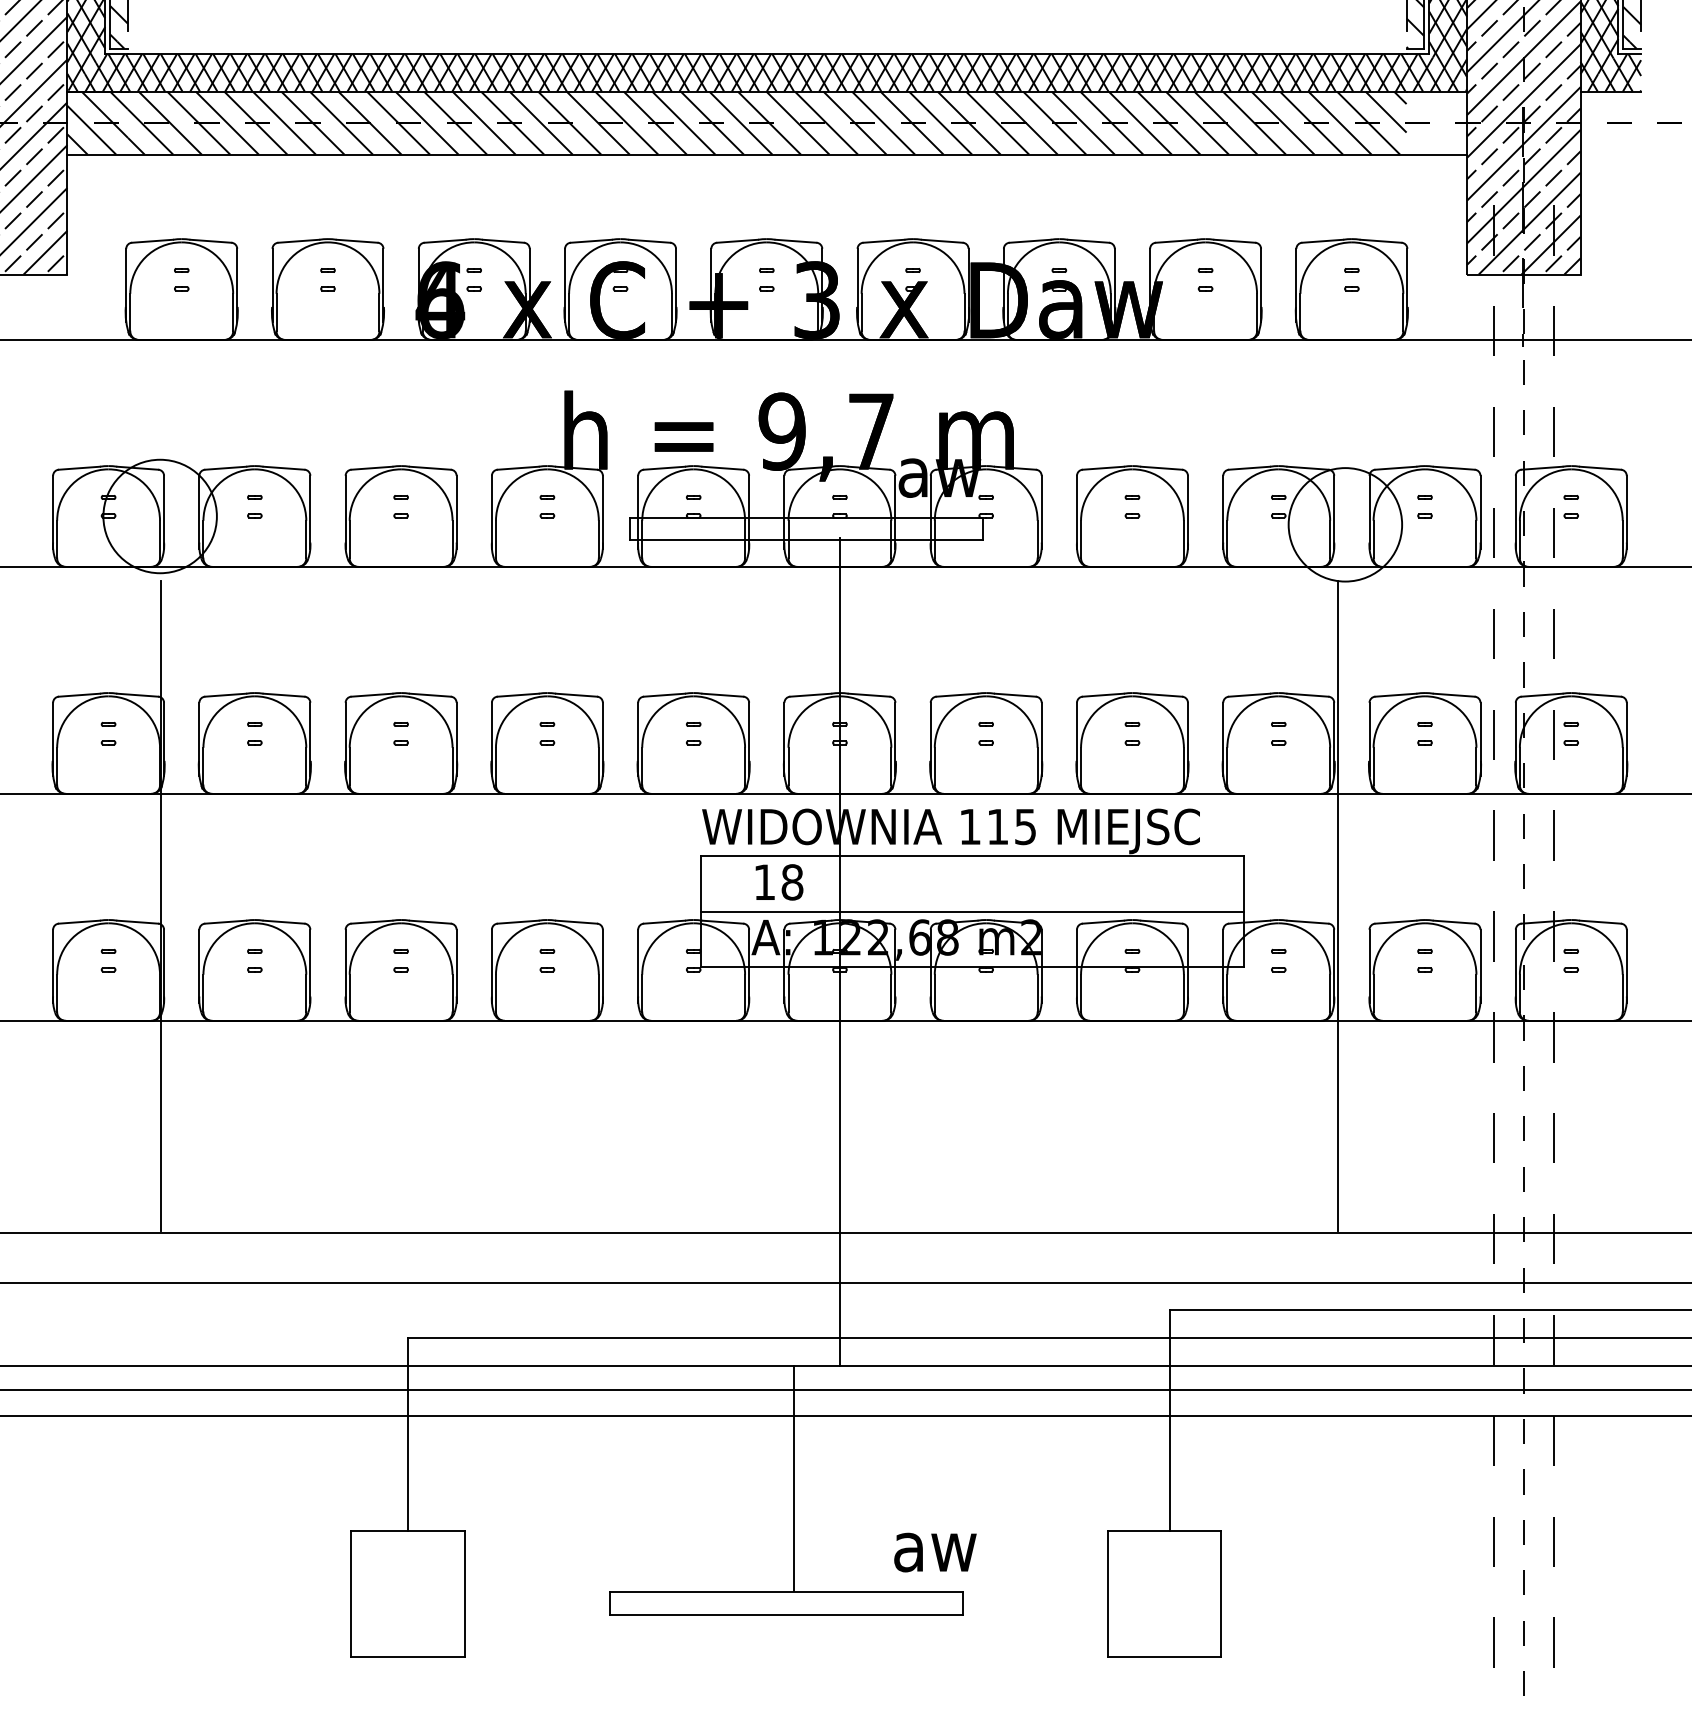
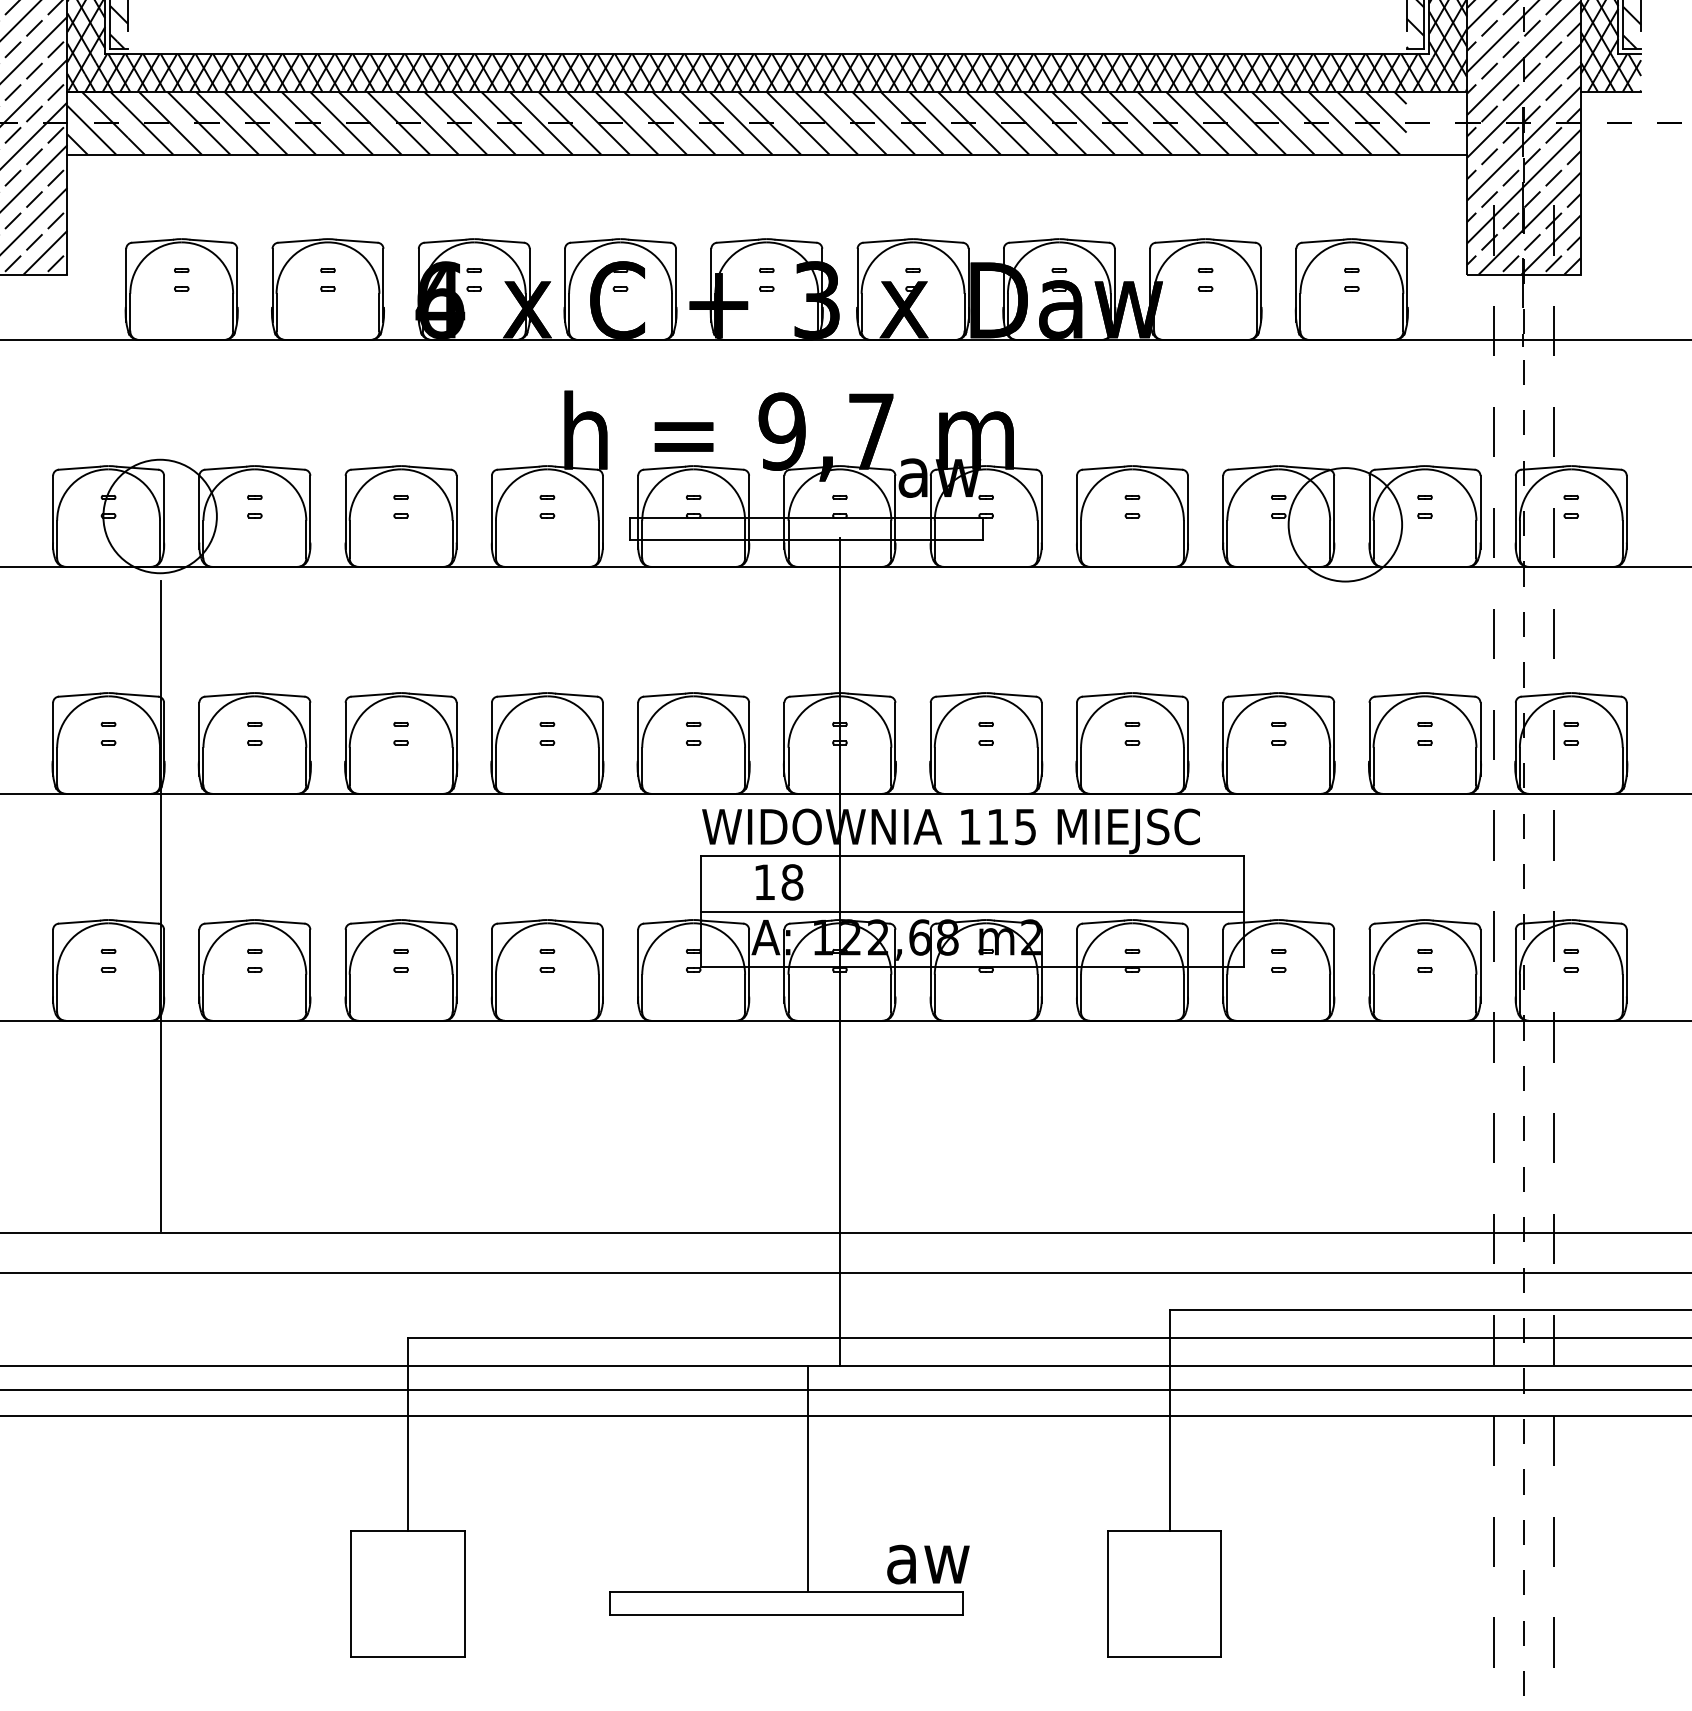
line: present -> none (1338, 905)
line position: (845, 1282) -> (845, 1272) (845, 1272)
line position: (794, 1478) -> (808, 1478) (808, 1478)
text position: (935, 1552) -> (928, 1564) (928, 1564)
